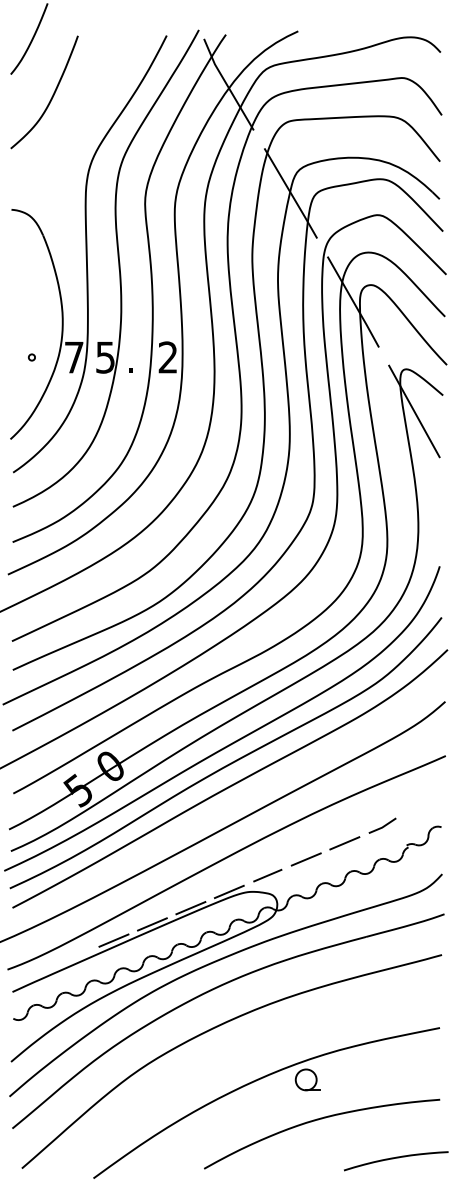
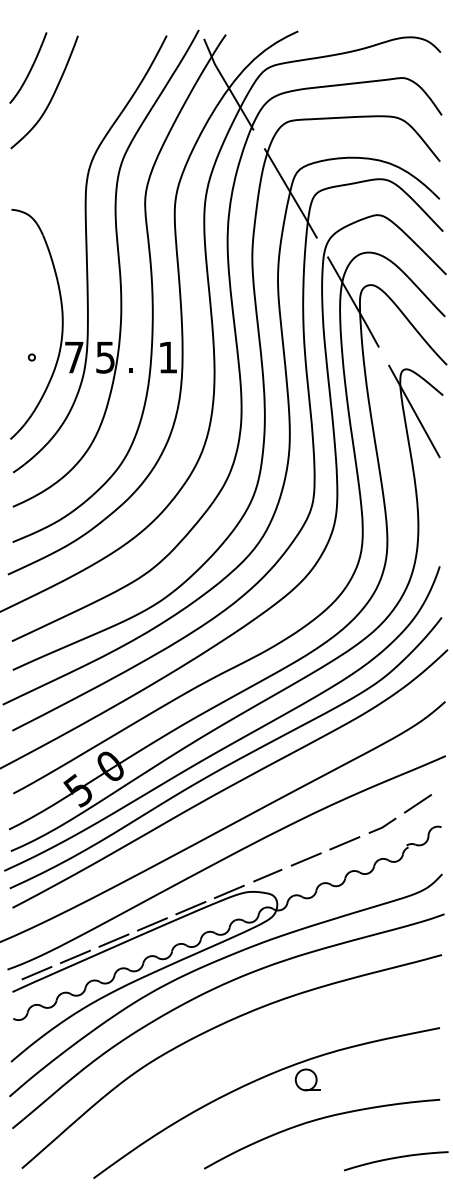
curve position: (31, 38) -> (30, 67) (30, 67)
text: 2 -> 1 (167, 357)
line: none -> present (417, 803)
line: none -> present (75, 956)
line: none -> present (36, 973)
